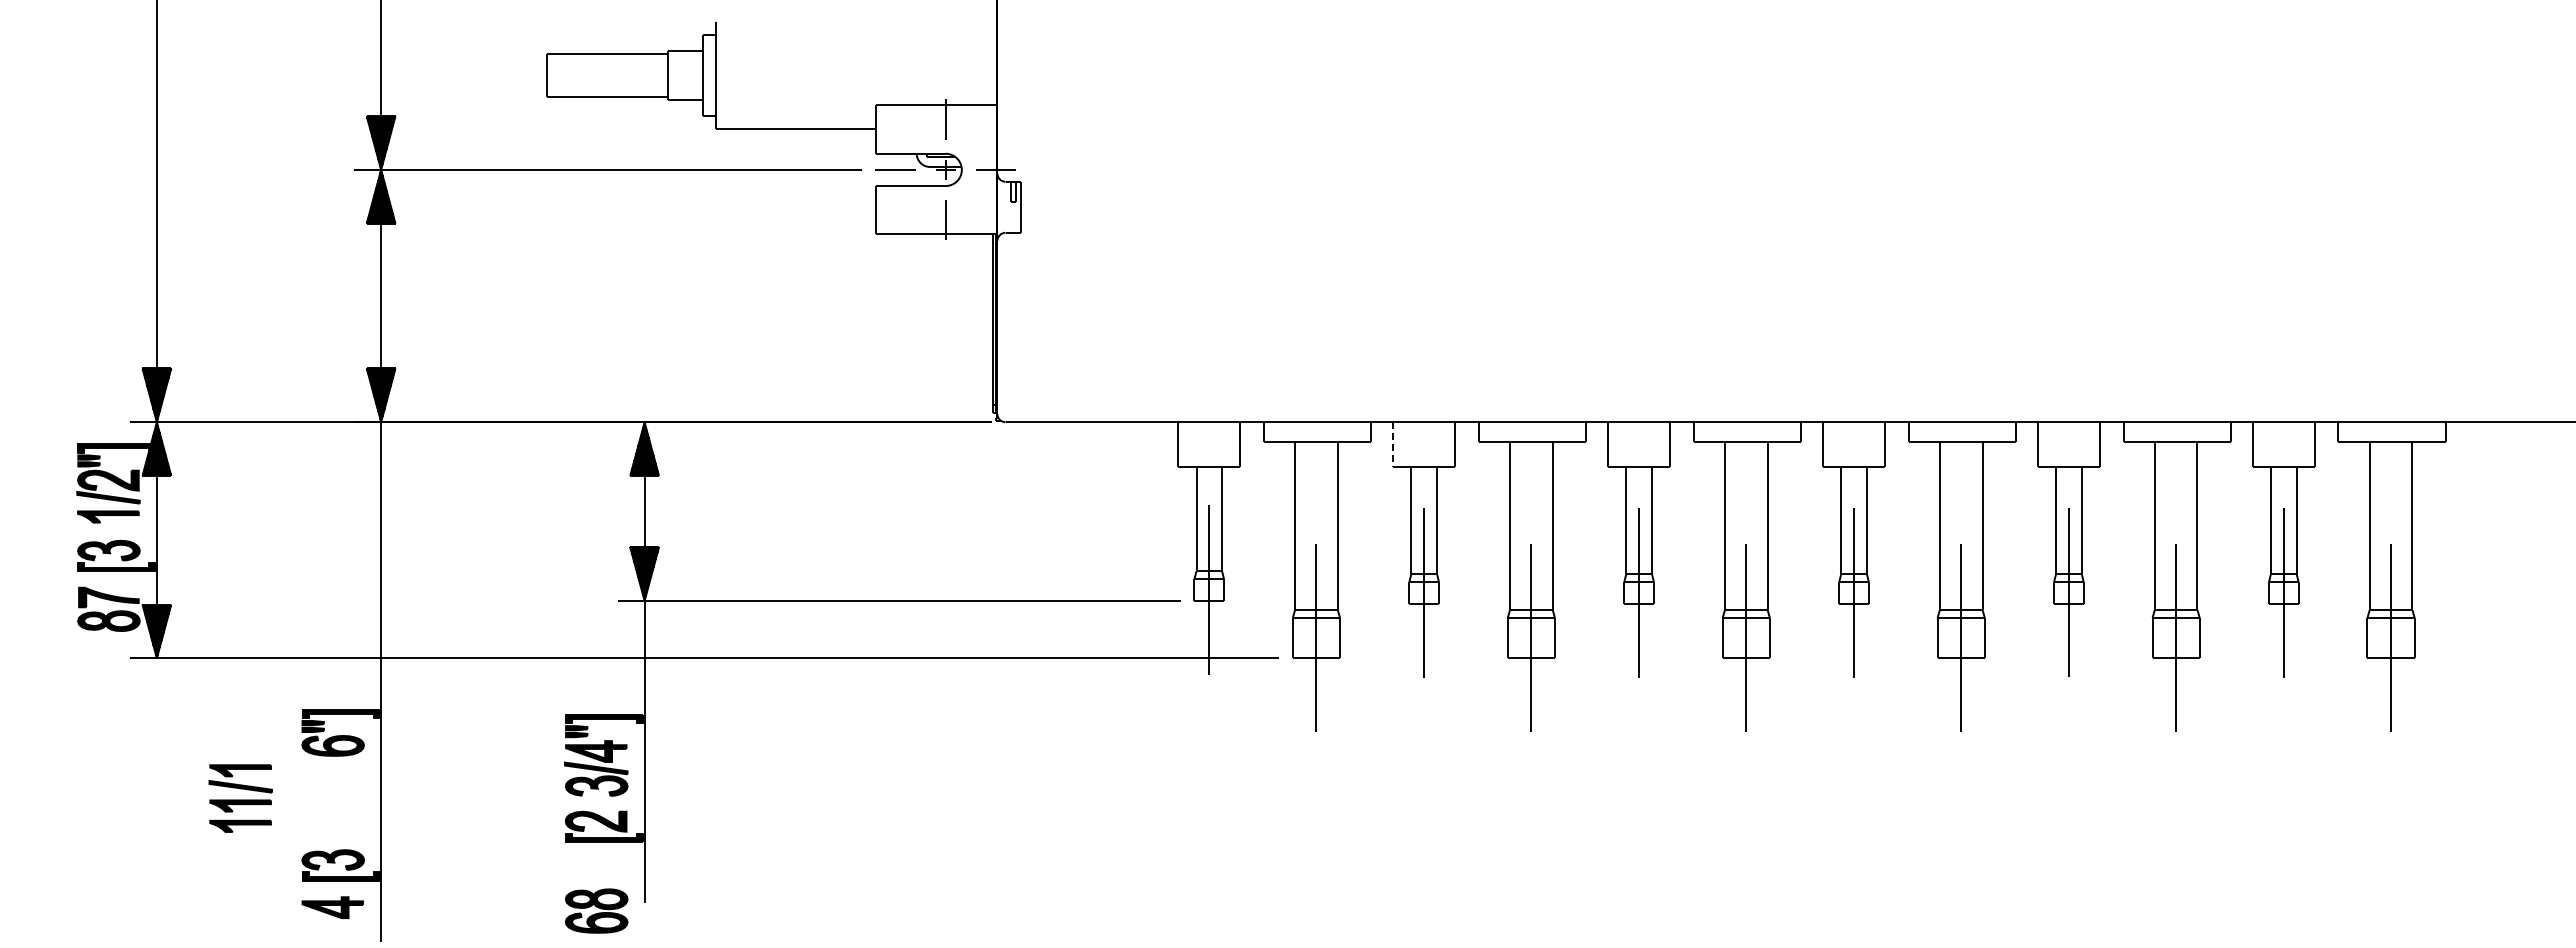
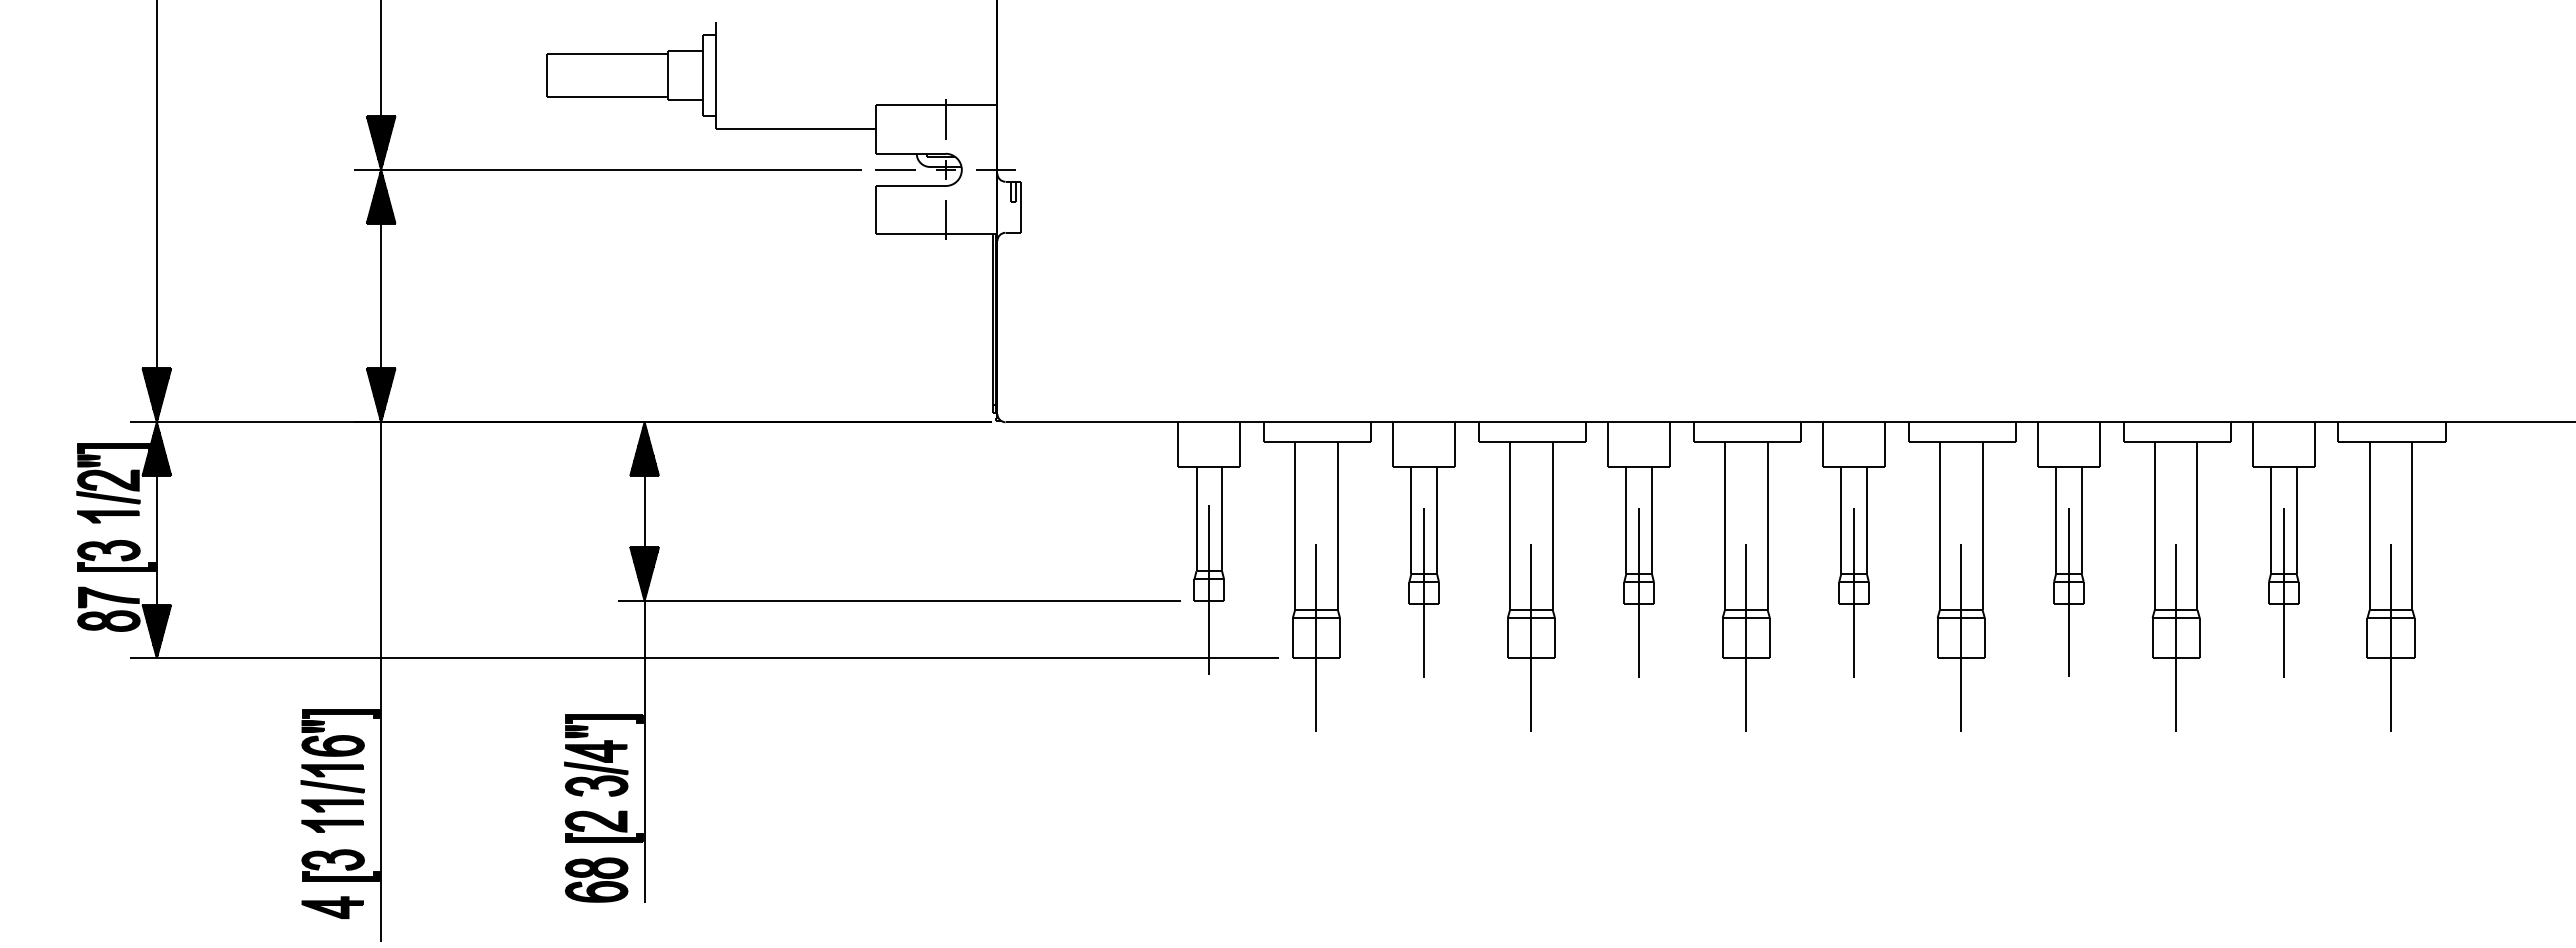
line: dashed -> solid (1393, 444)
part position: (240, 798) -> (332, 798) (332, 798)
part position: (596, 910) -> (596, 879) (596, 879)
